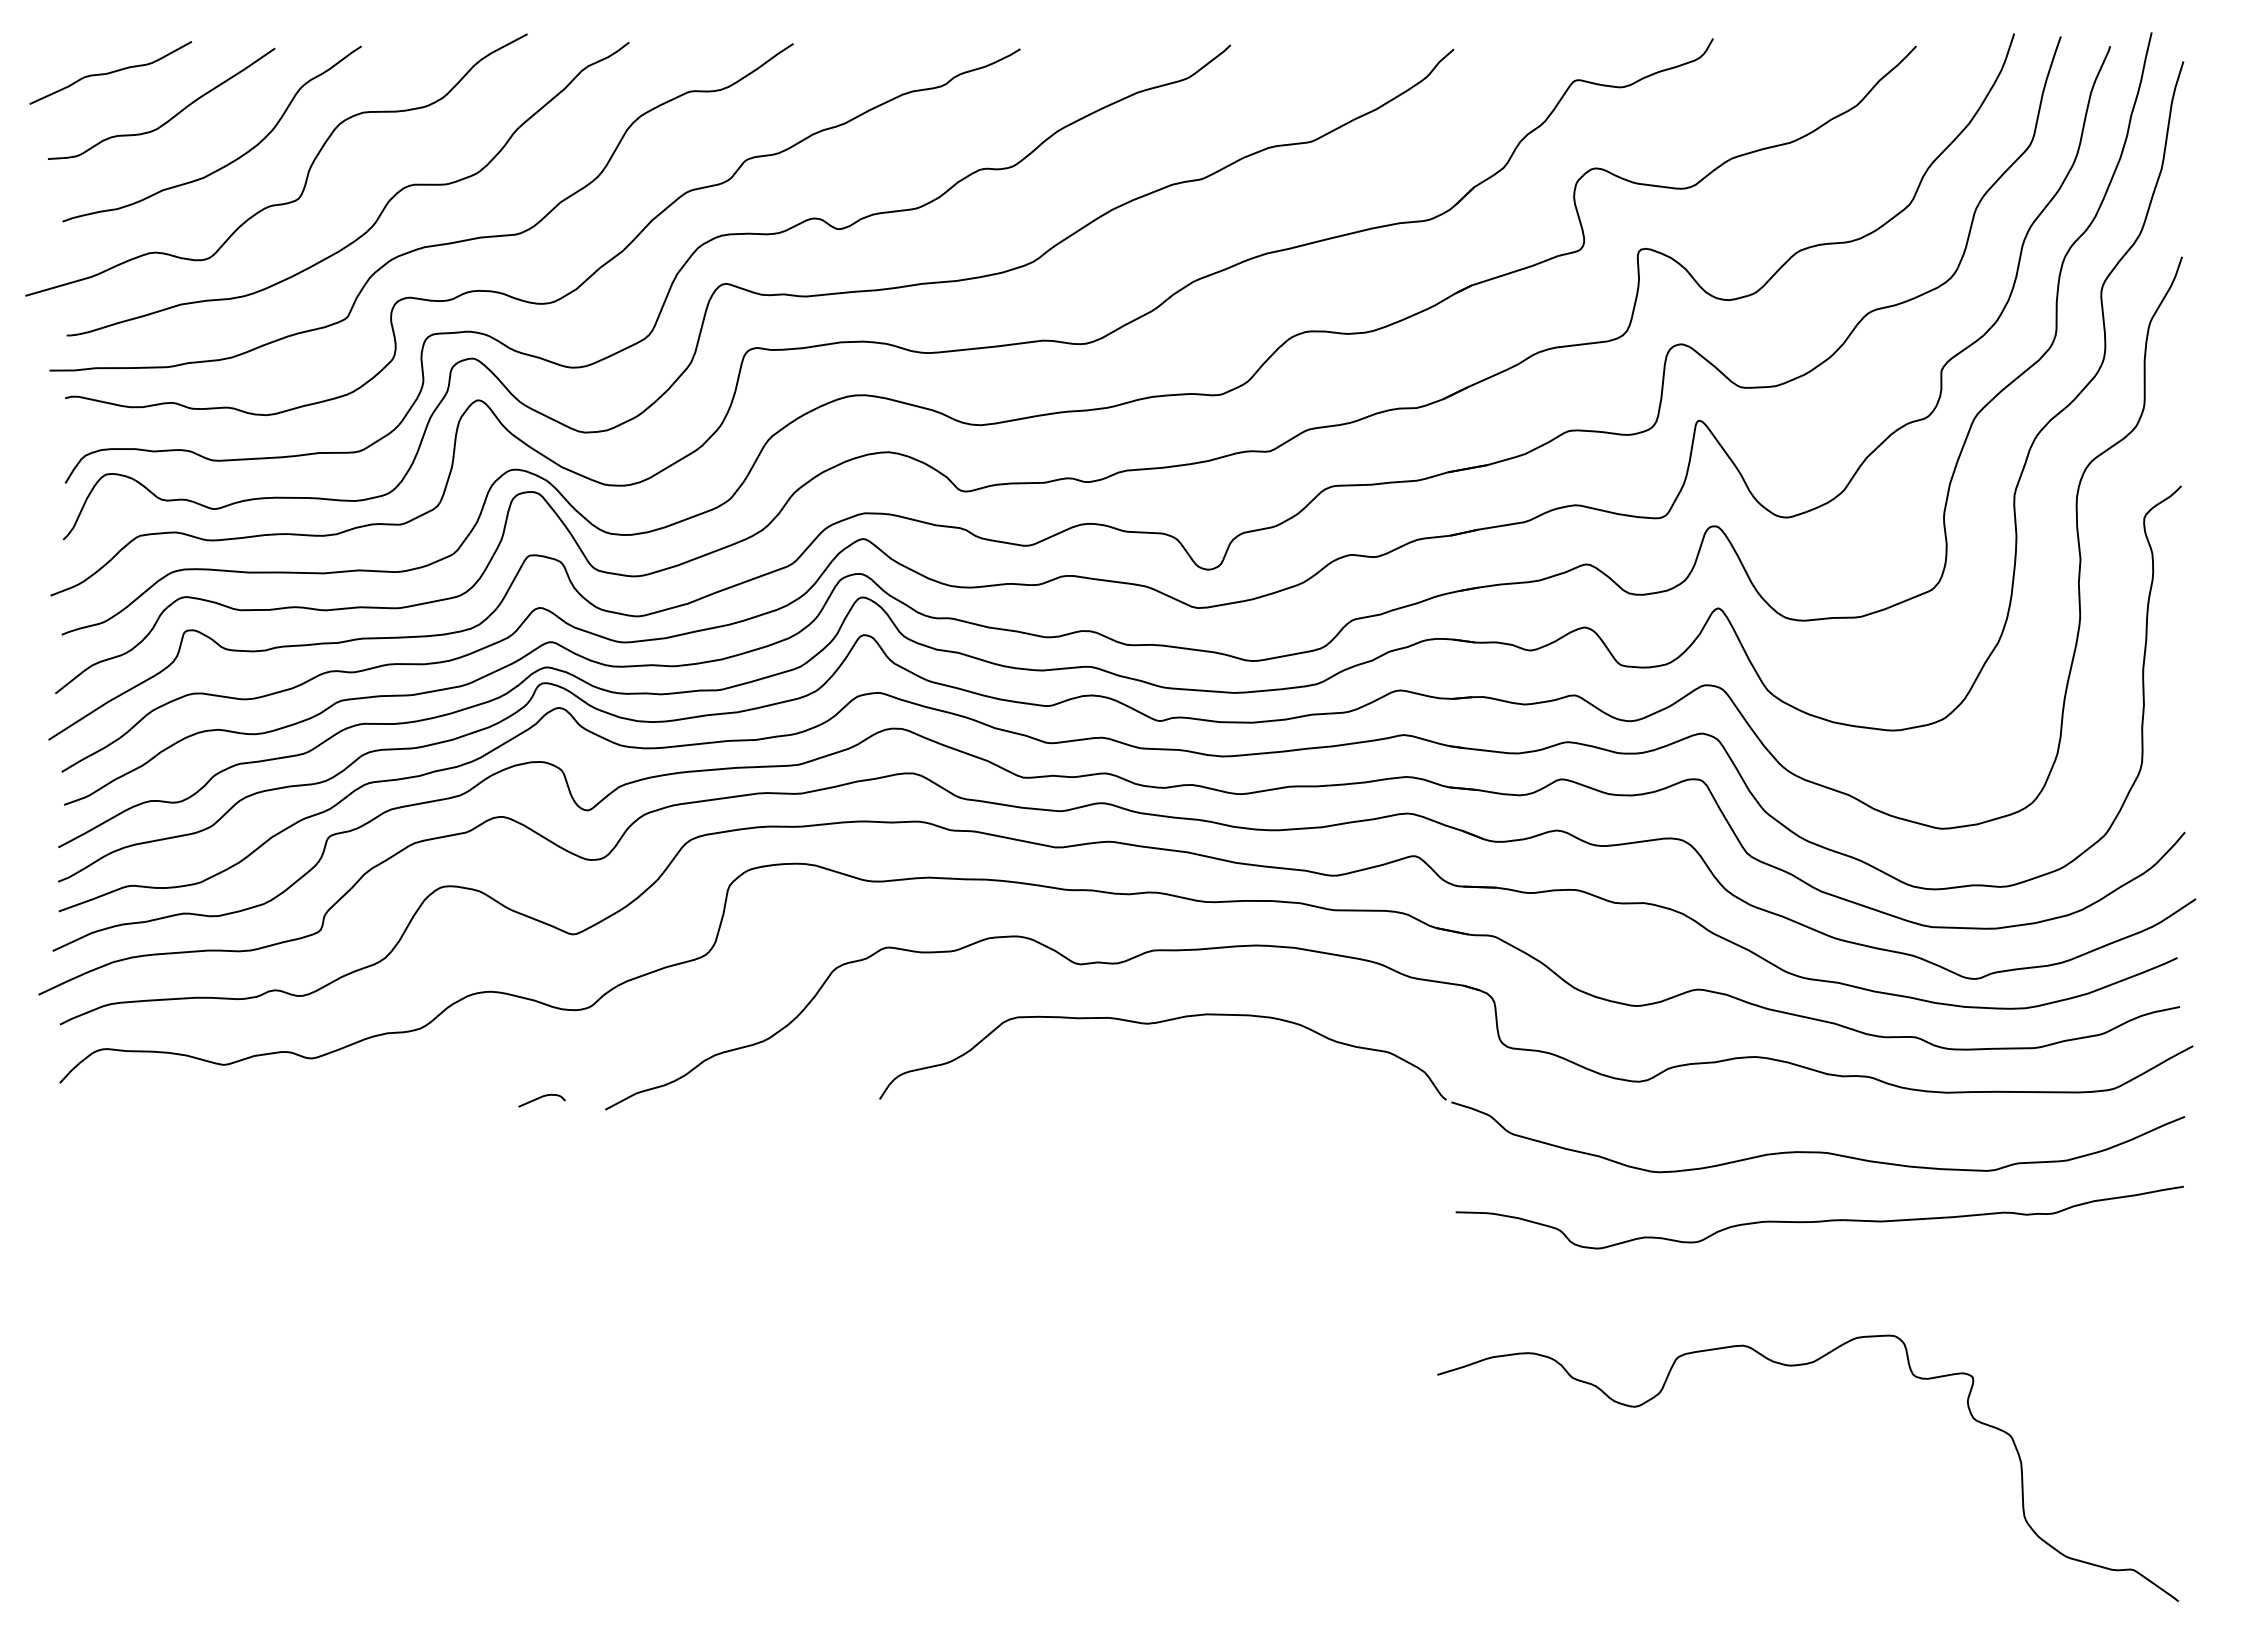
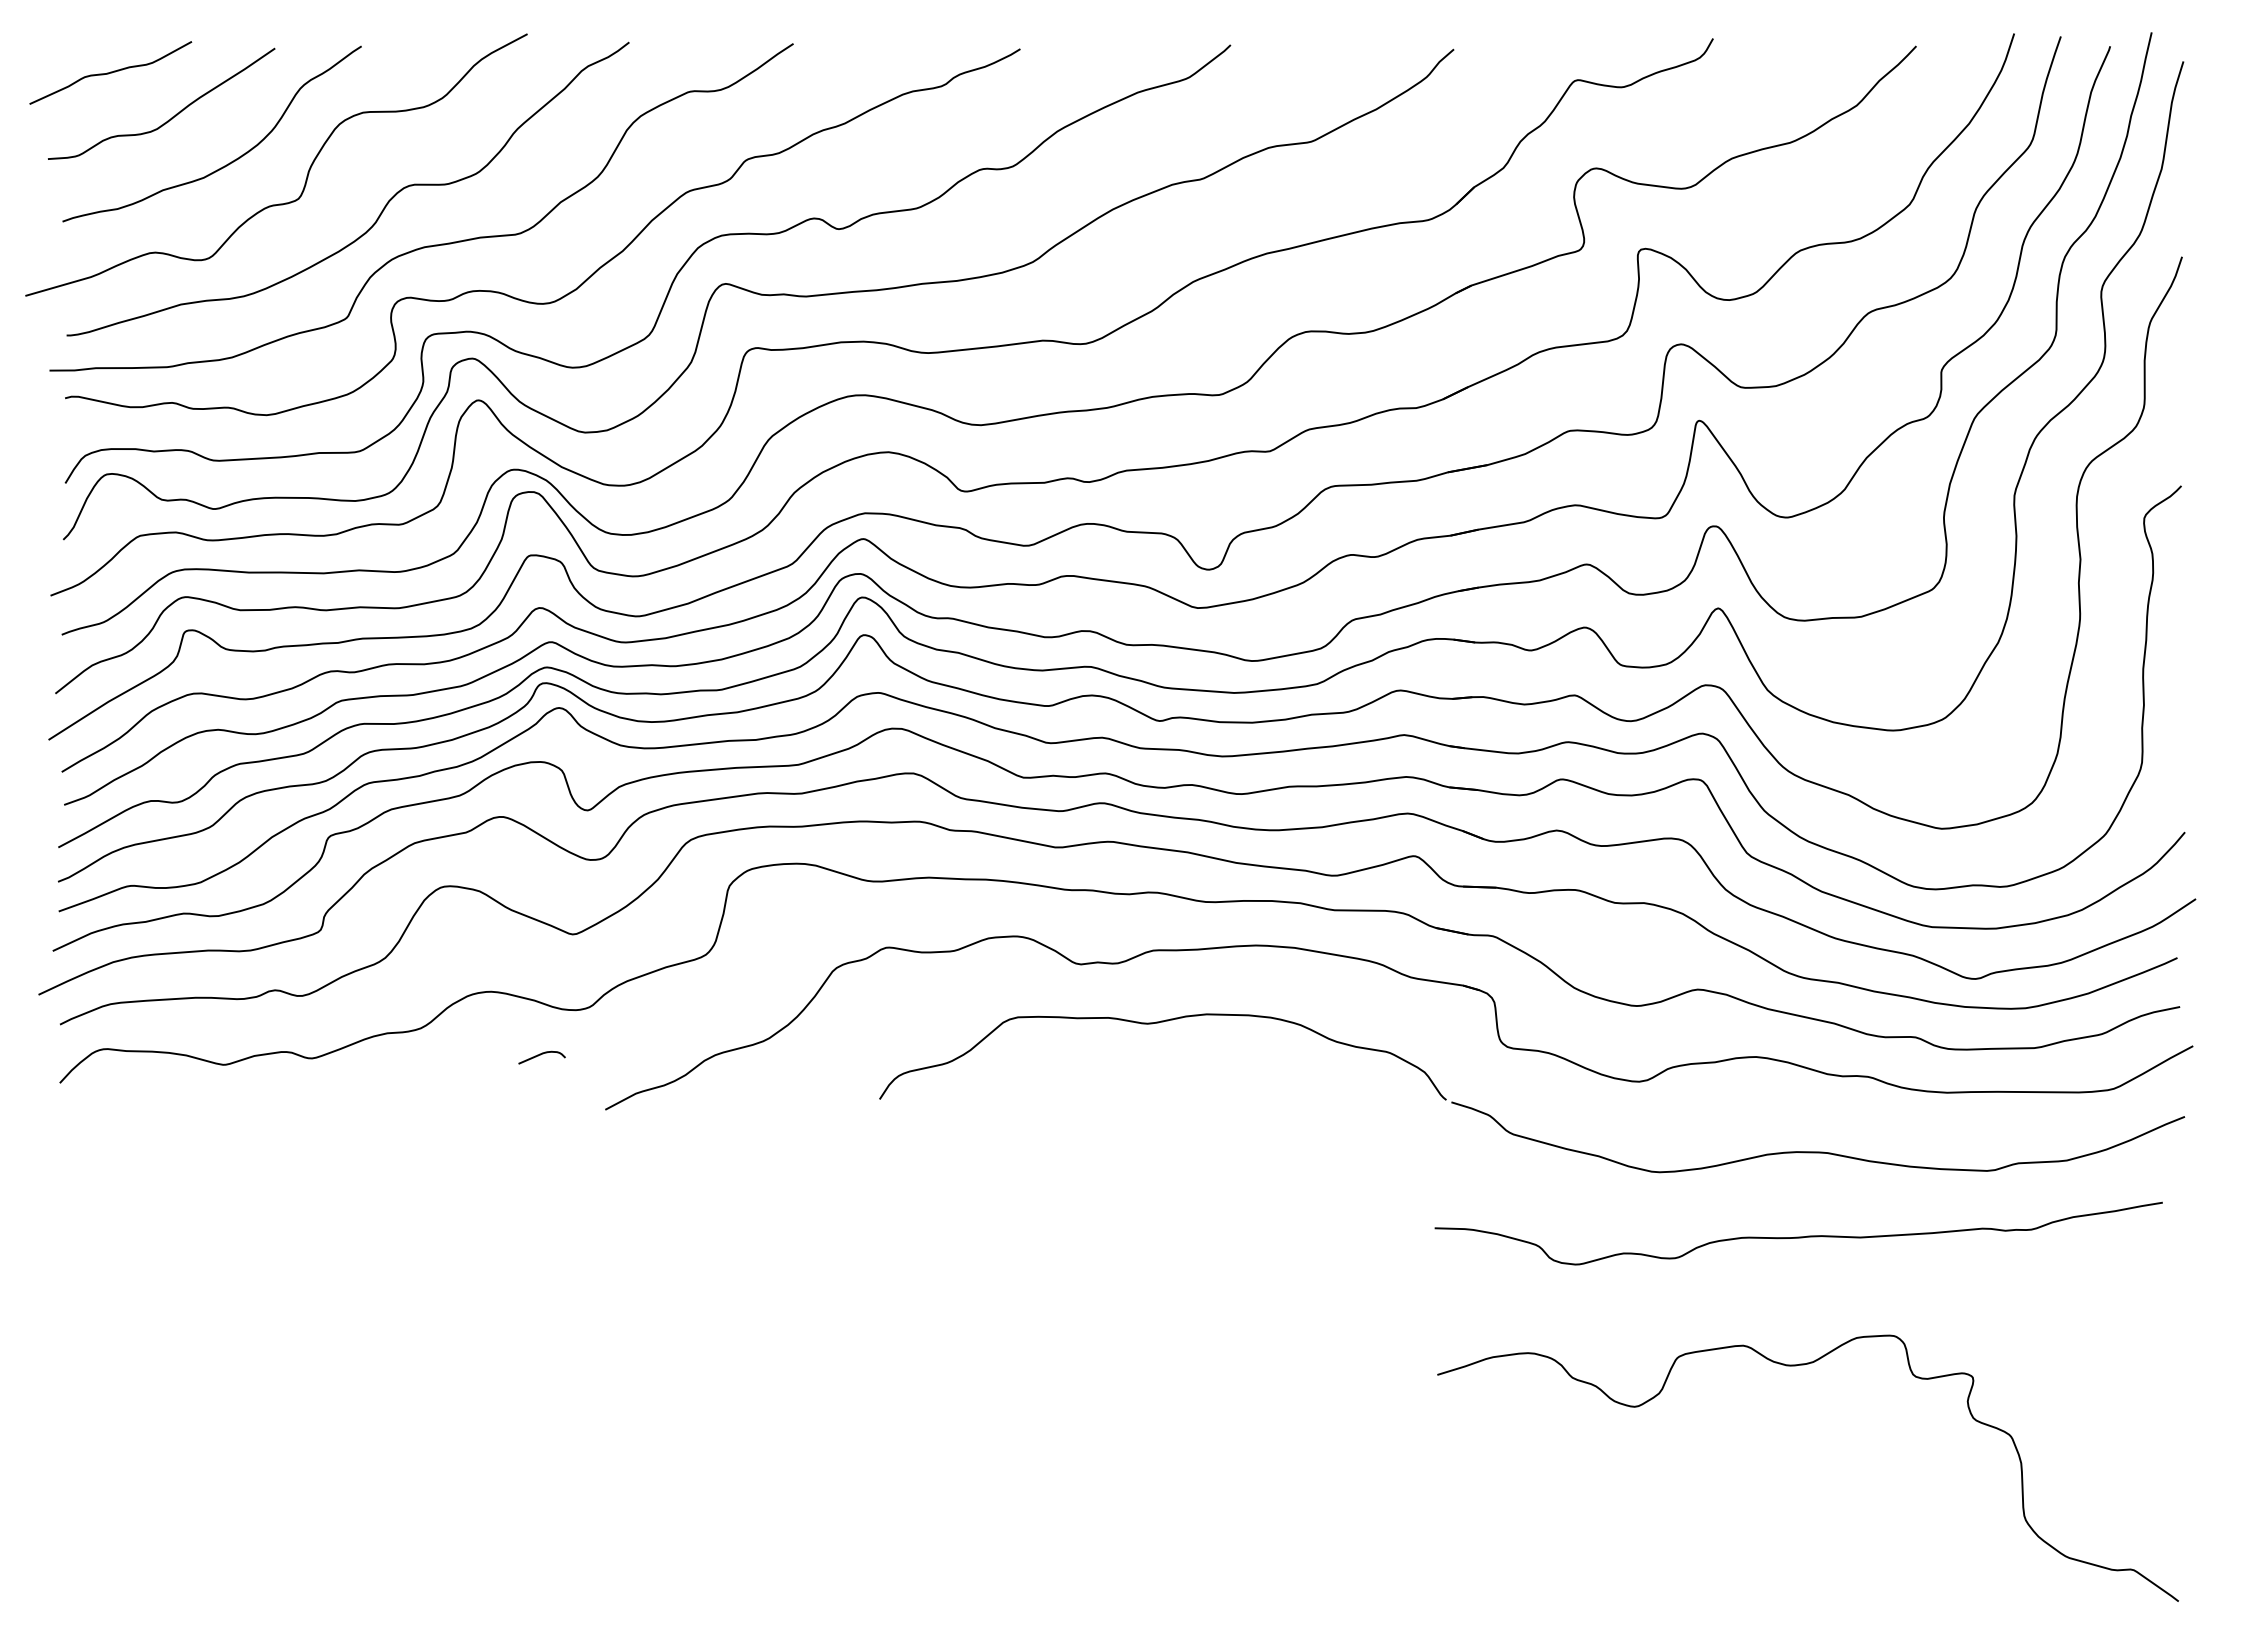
curve position: (540, 1098) -> (540, 1055) (540, 1055)
curve position: (1819, 1220) -> (1798, 1236) (1798, 1236)
